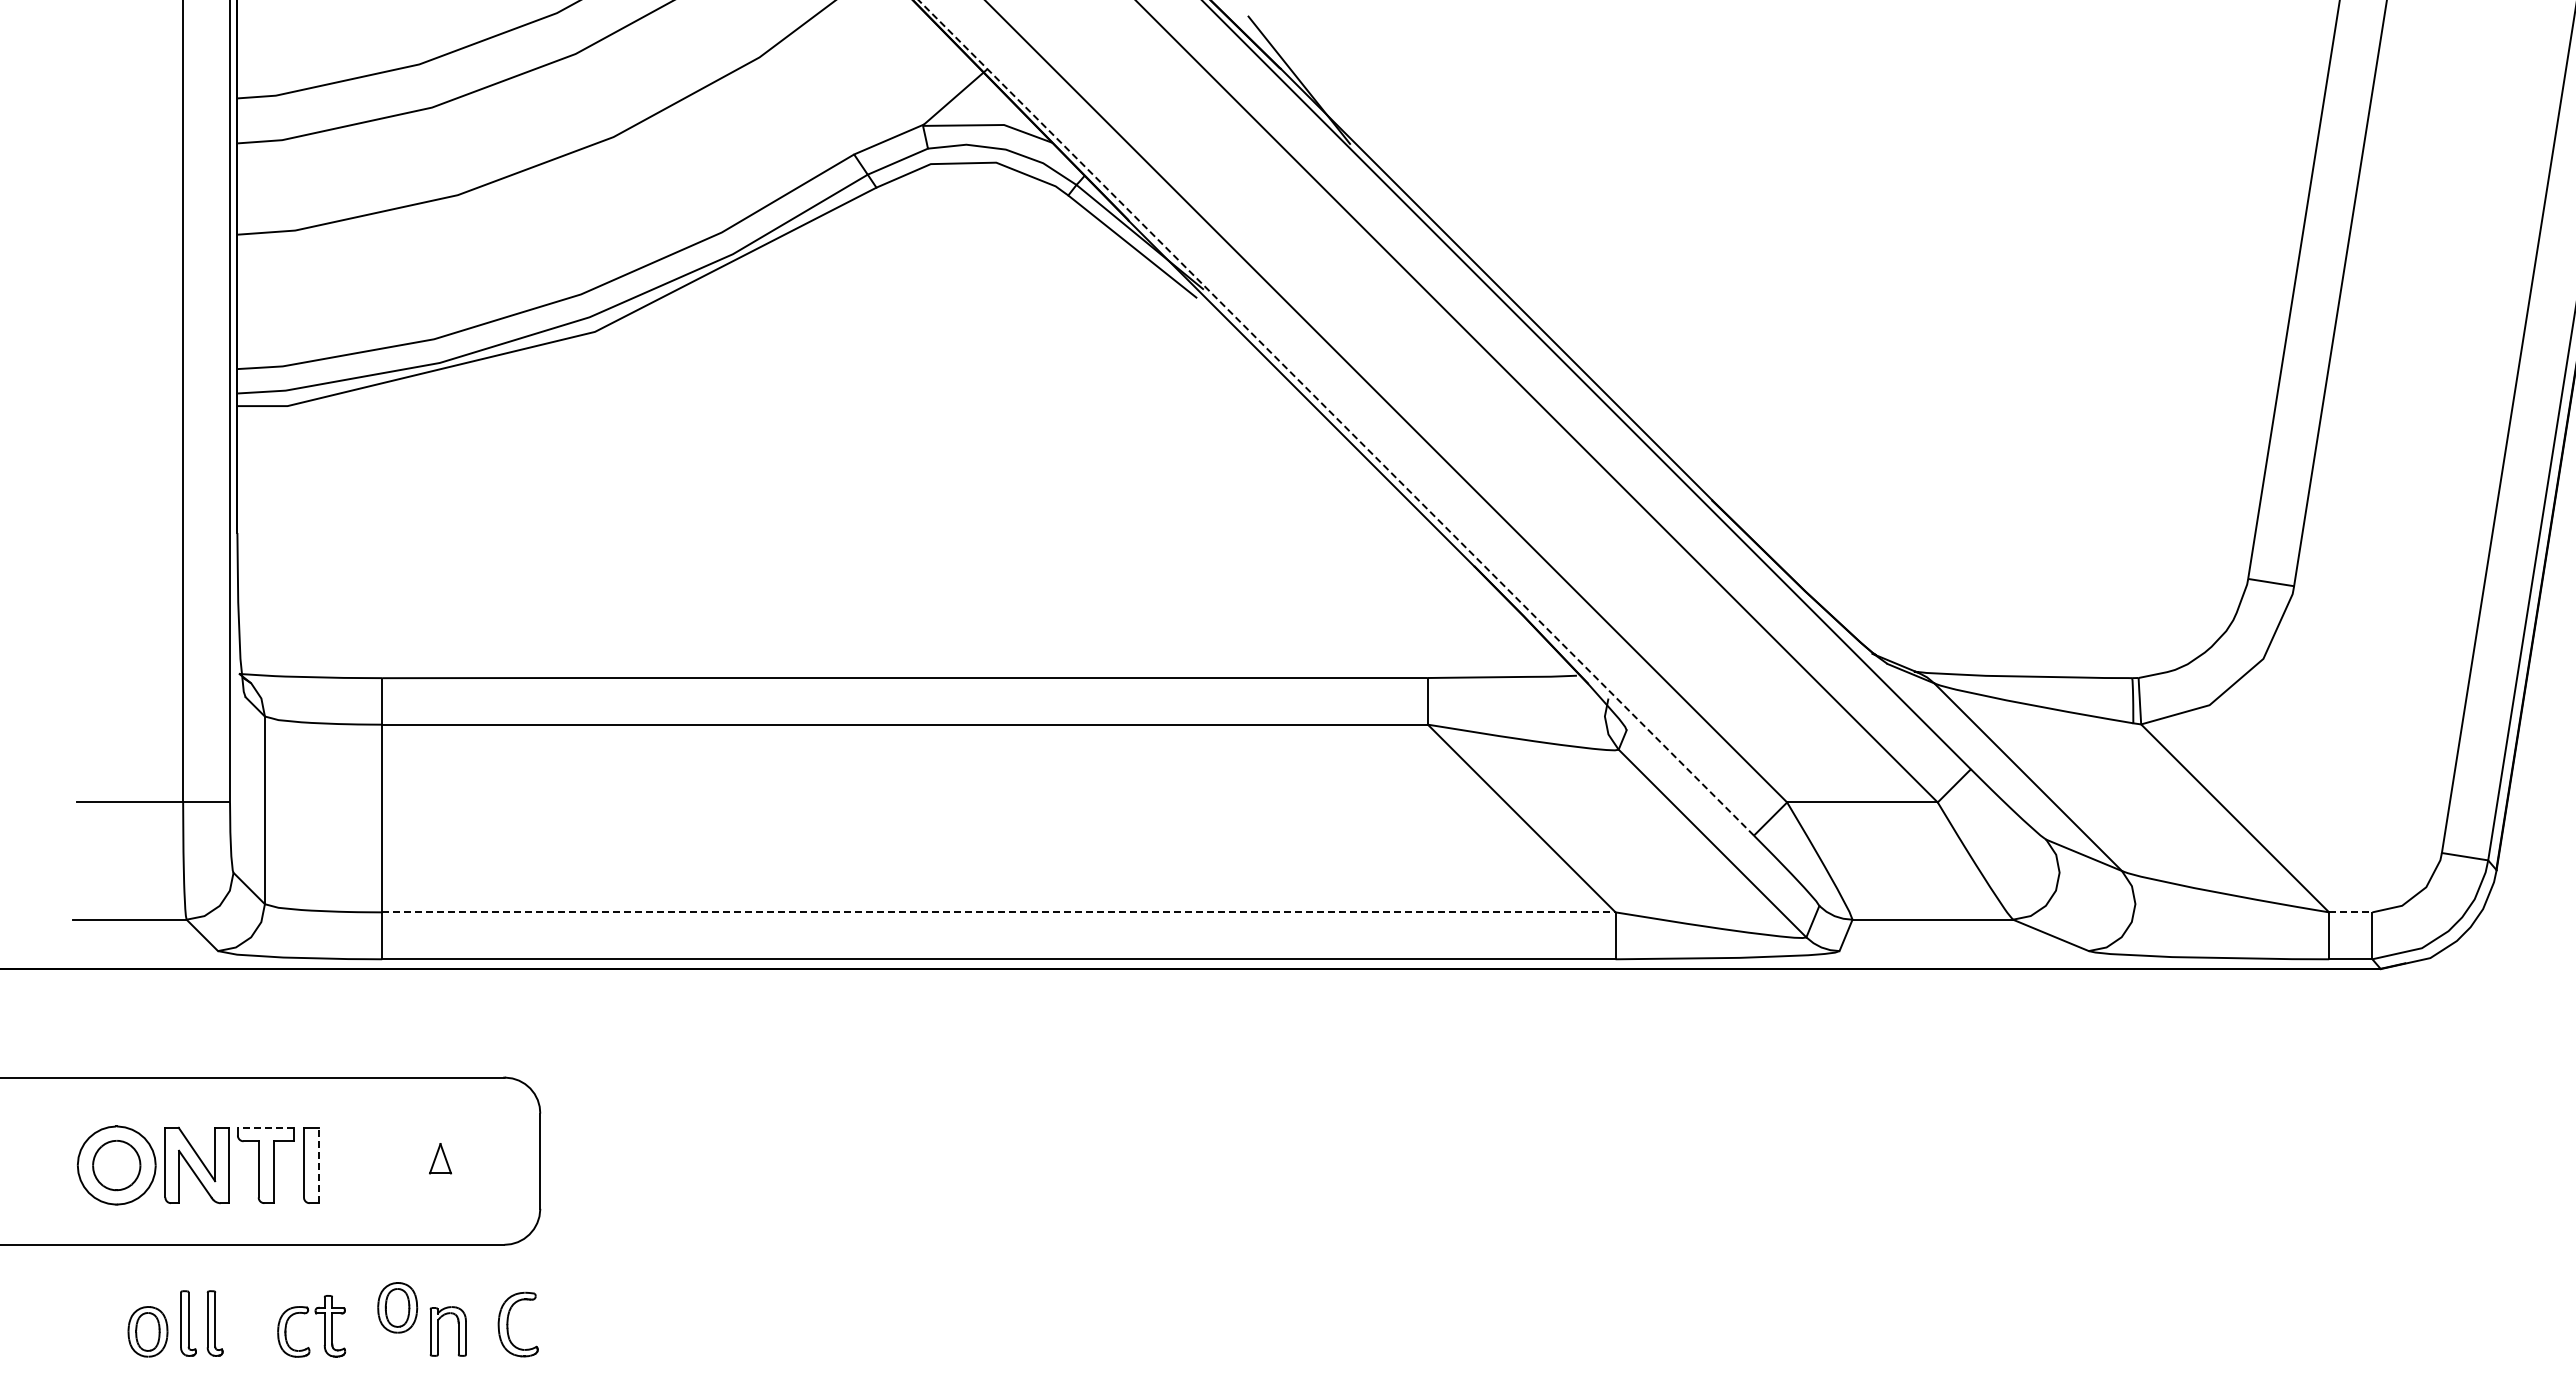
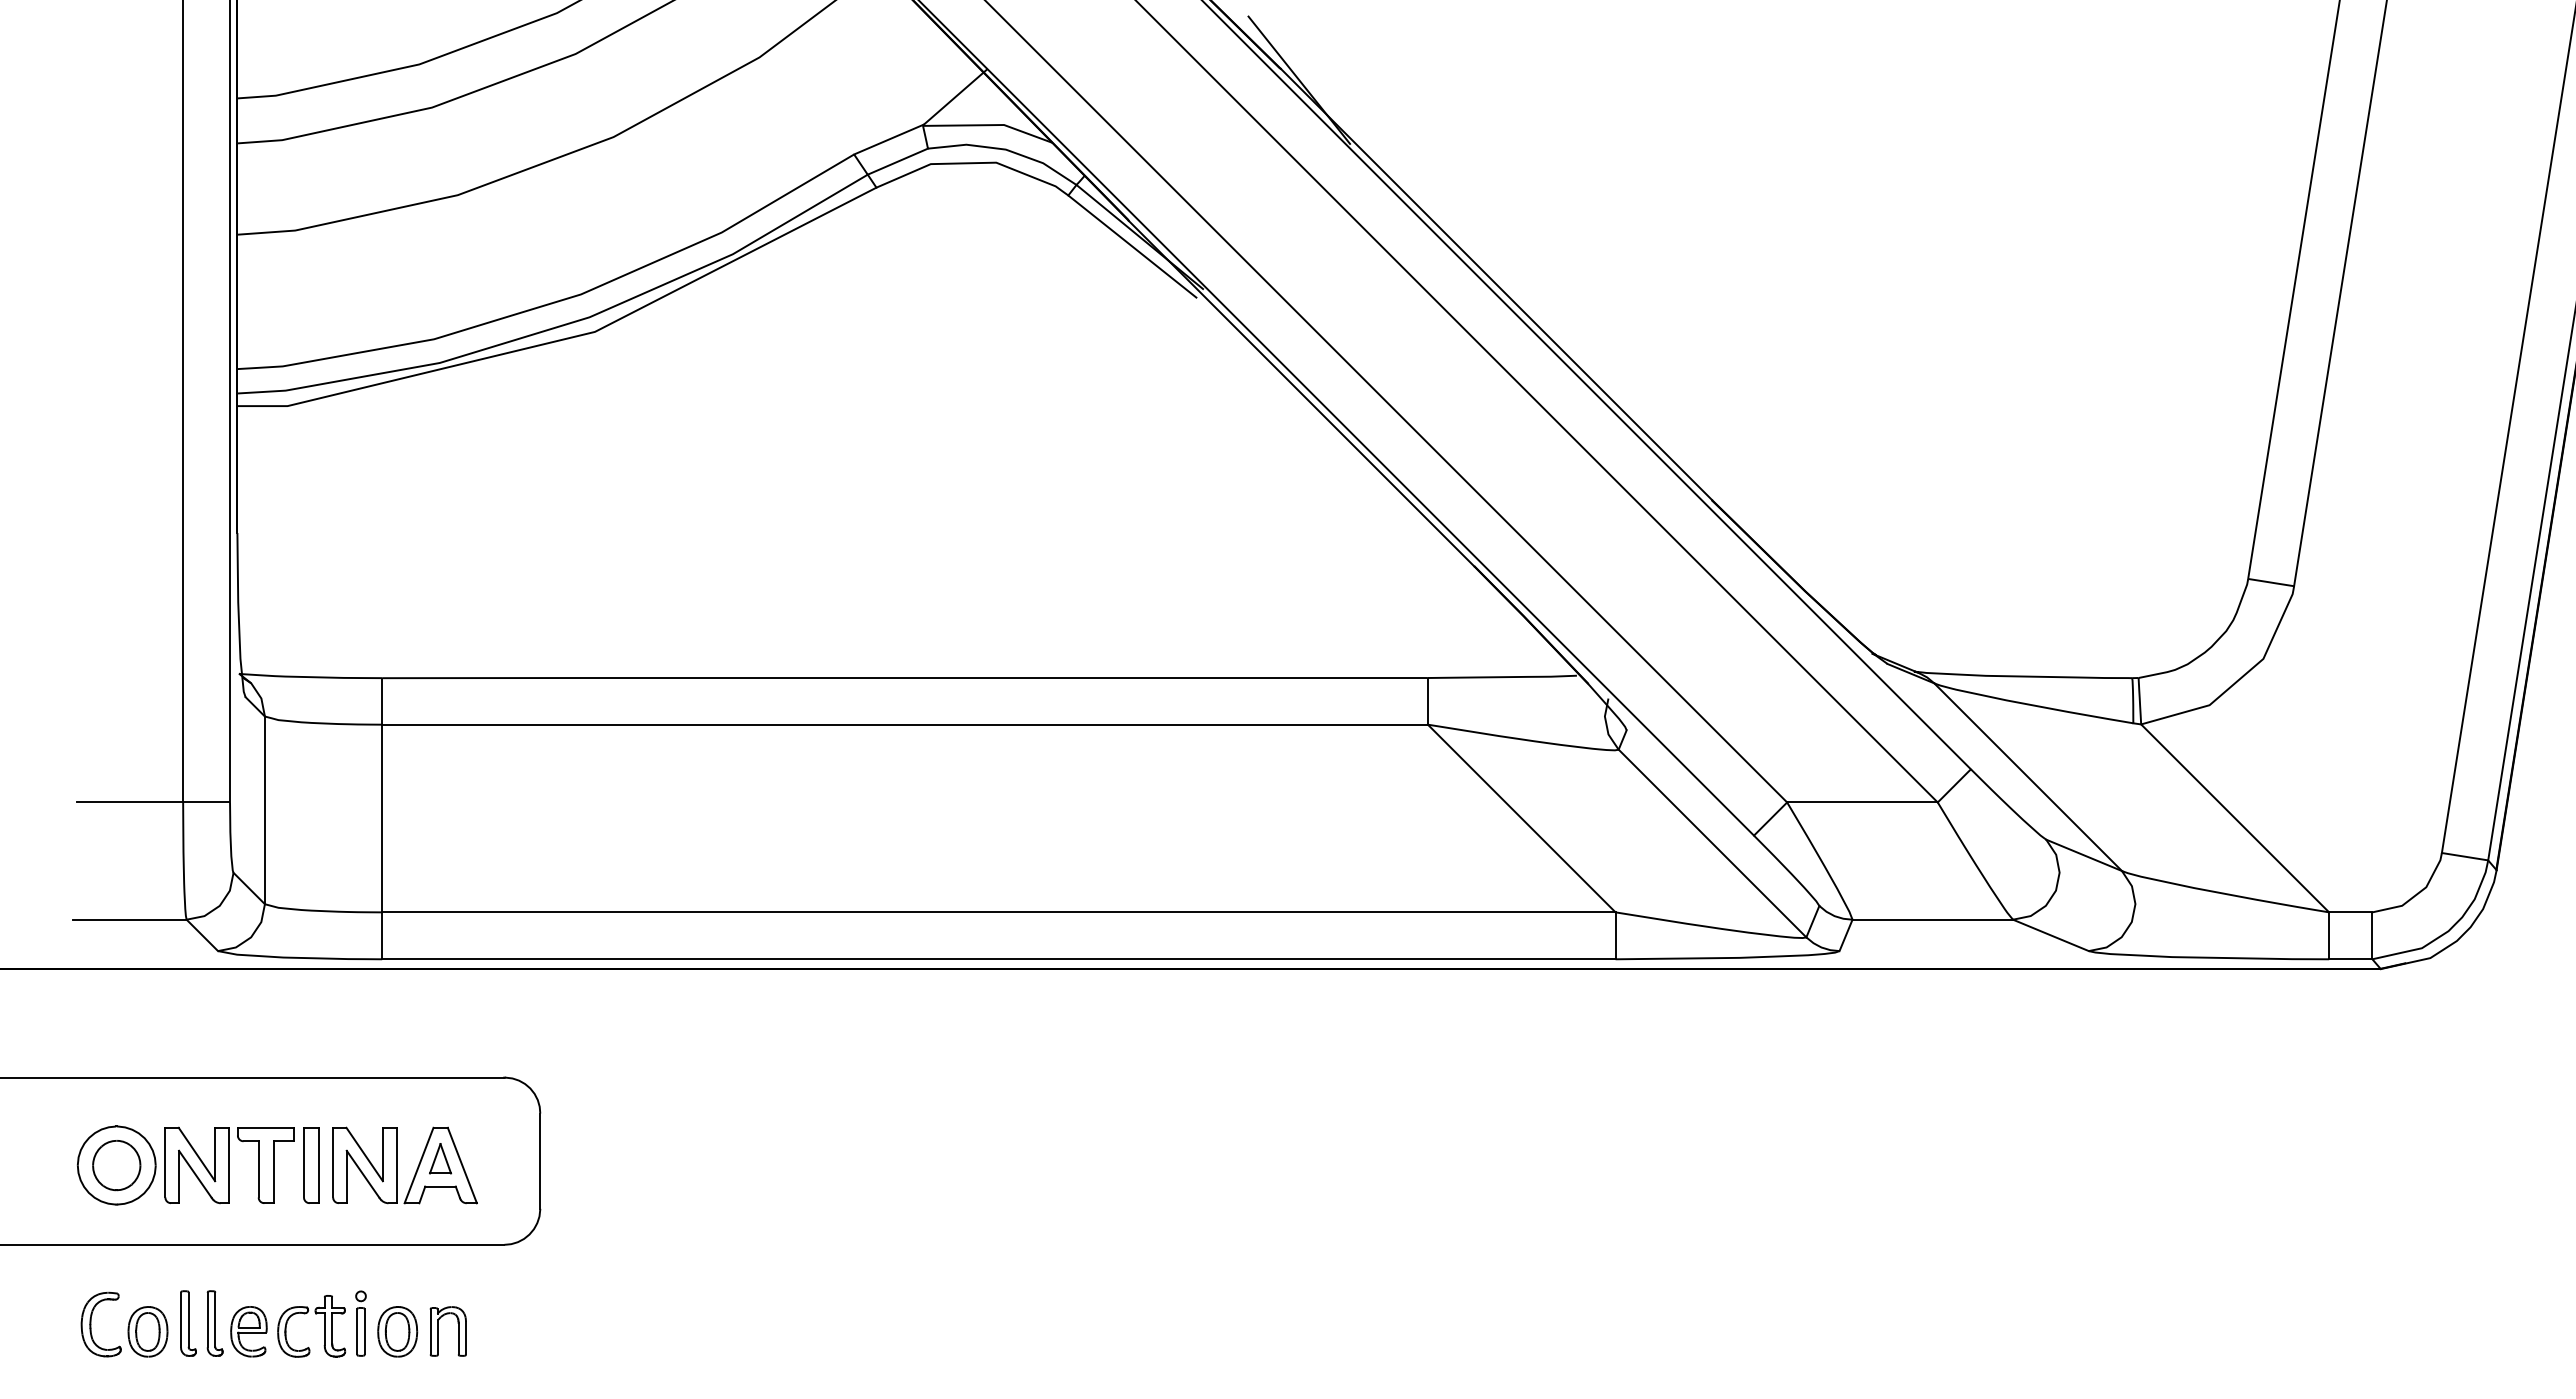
line: dashed -> solid (1336, 417)
line: dashed -> solid (998, 912)
line: dashed -> solid (2350, 912)
line: dashed -> solid (265, 1127)
line: dashed -> solid (318, 1165)
part: none -> present (397, 1165)
part position: (397, 1307) -> (397, 1331) (397, 1331)
part: none -> present (360, 1323)
part position: (508, 1324) -> (91, 1324) (91, 1324)
part: none -> present (248, 1331)
